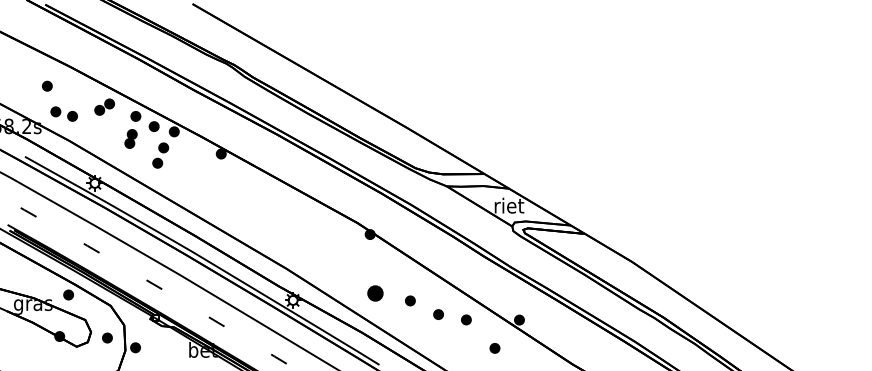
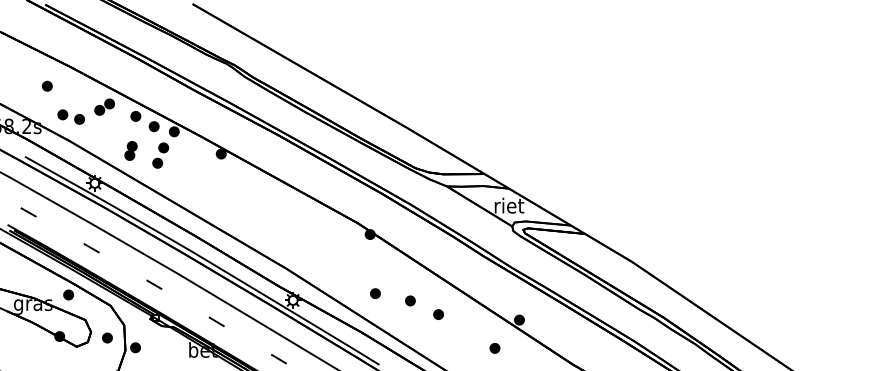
part position: (63, 113) -> (70, 116) (70, 116)
part position: (130, 138) -> (130, 150) (130, 150)
part size: 17x17 px -> 11x12 px (375, 293)
part: present -> none (466, 319)
